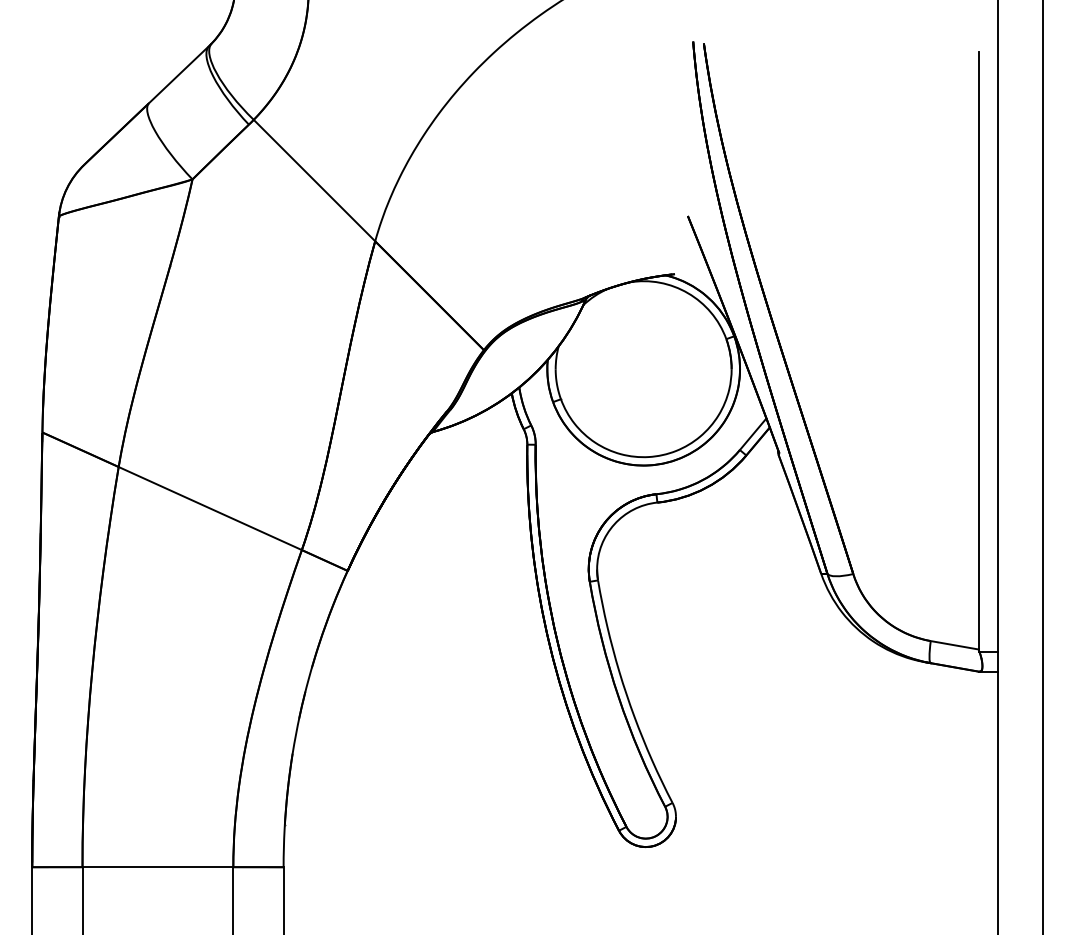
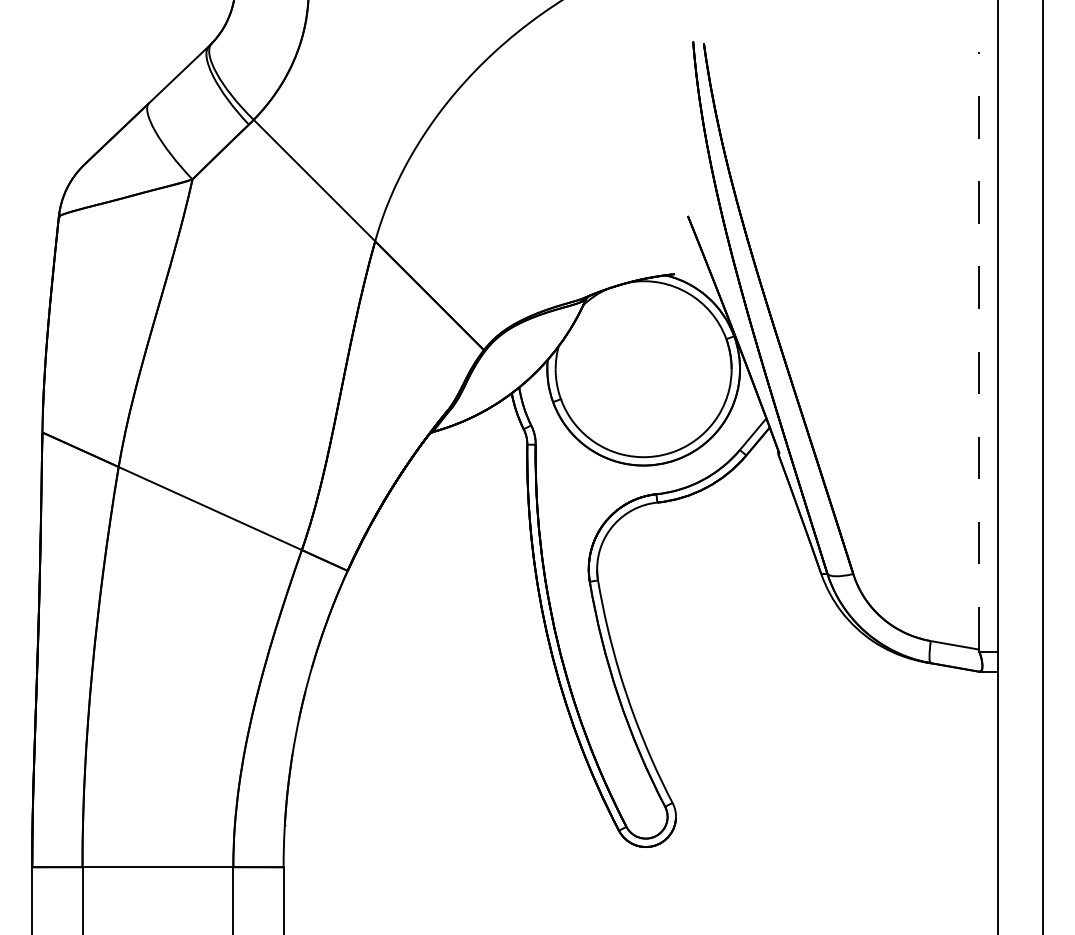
line: solid -> dashed (978, 350)
